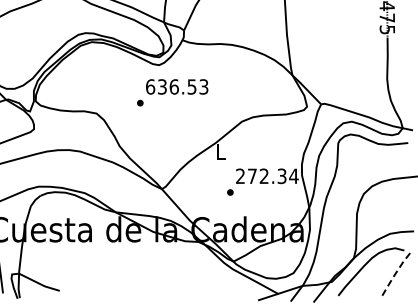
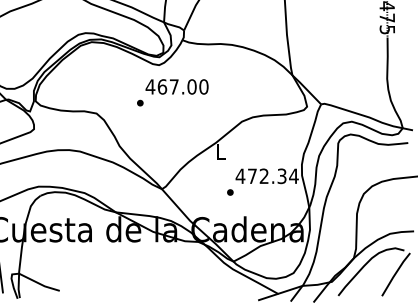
text: 636.53 -> 467.00 (176, 86)
text: 272.34 -> 472.34 (240, 175)
line: dashed -> solid (395, 274)
